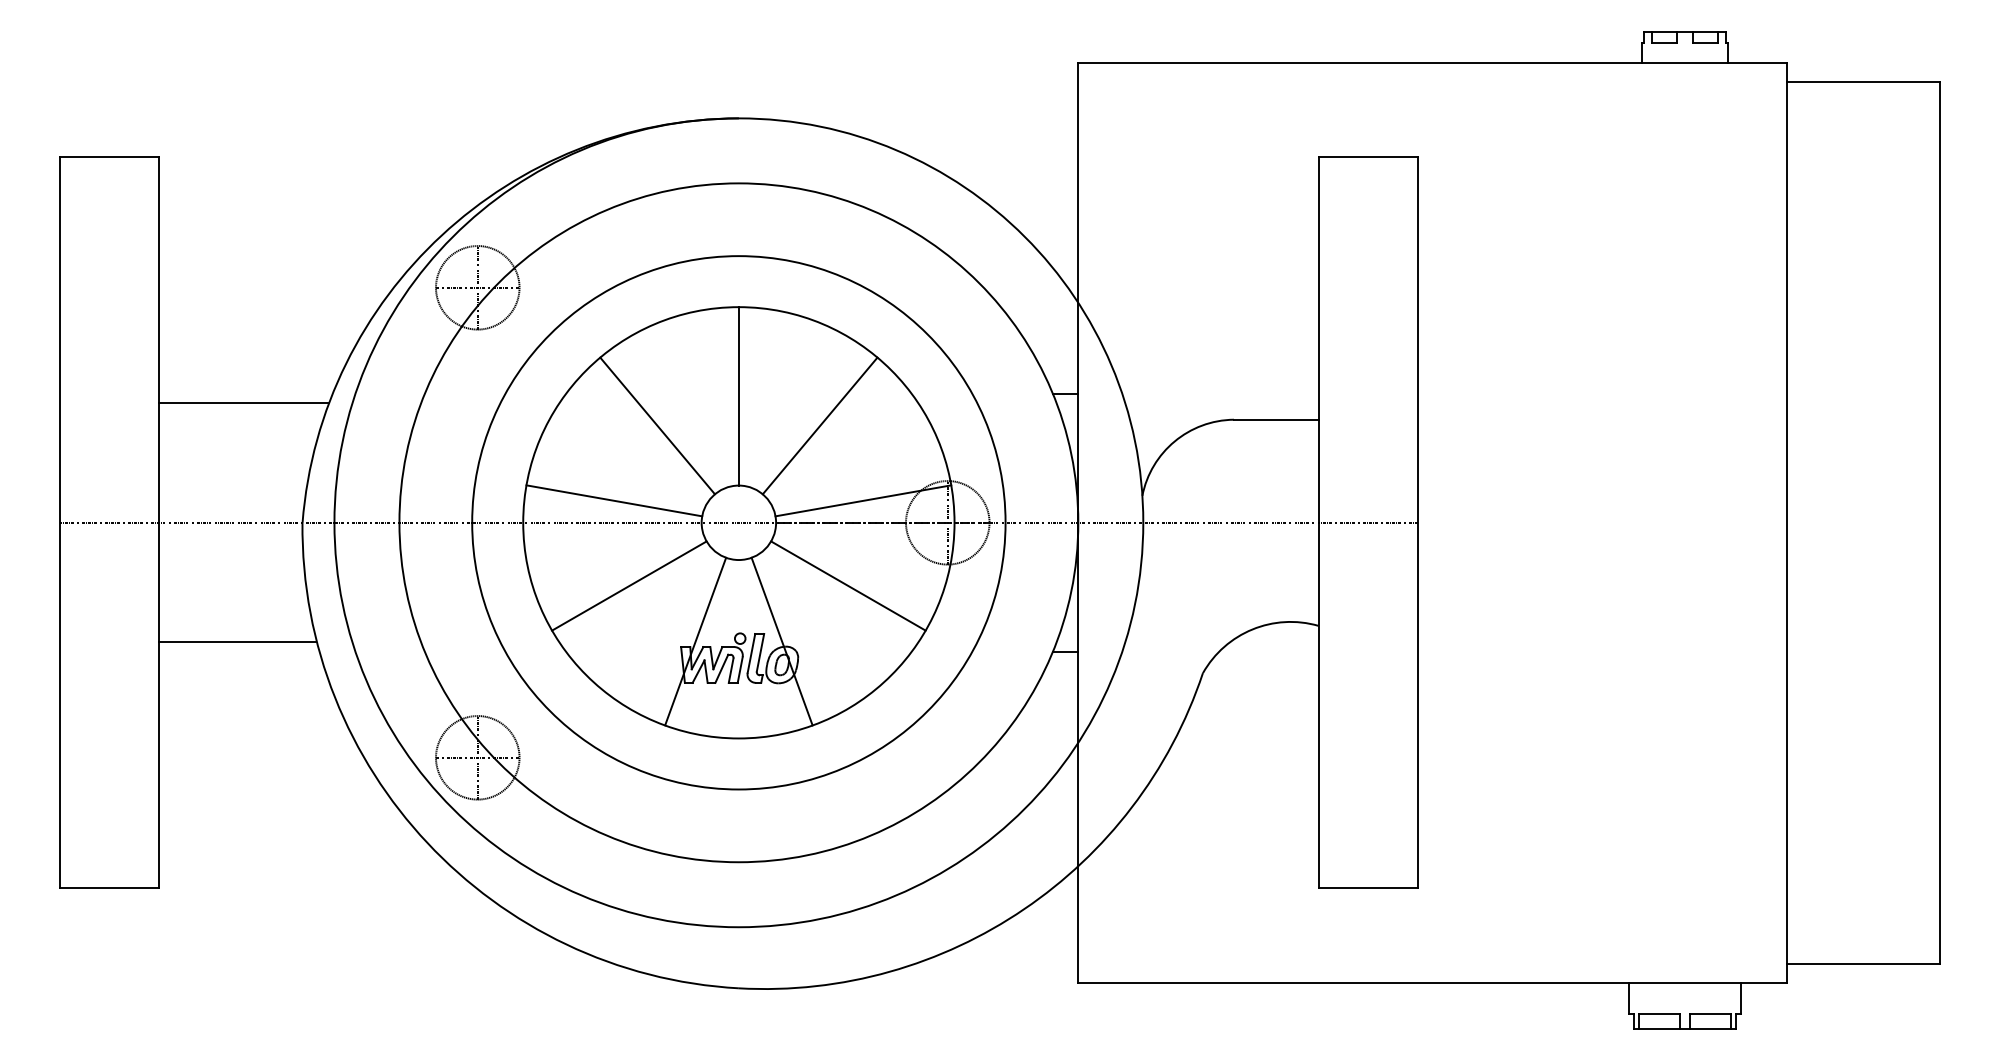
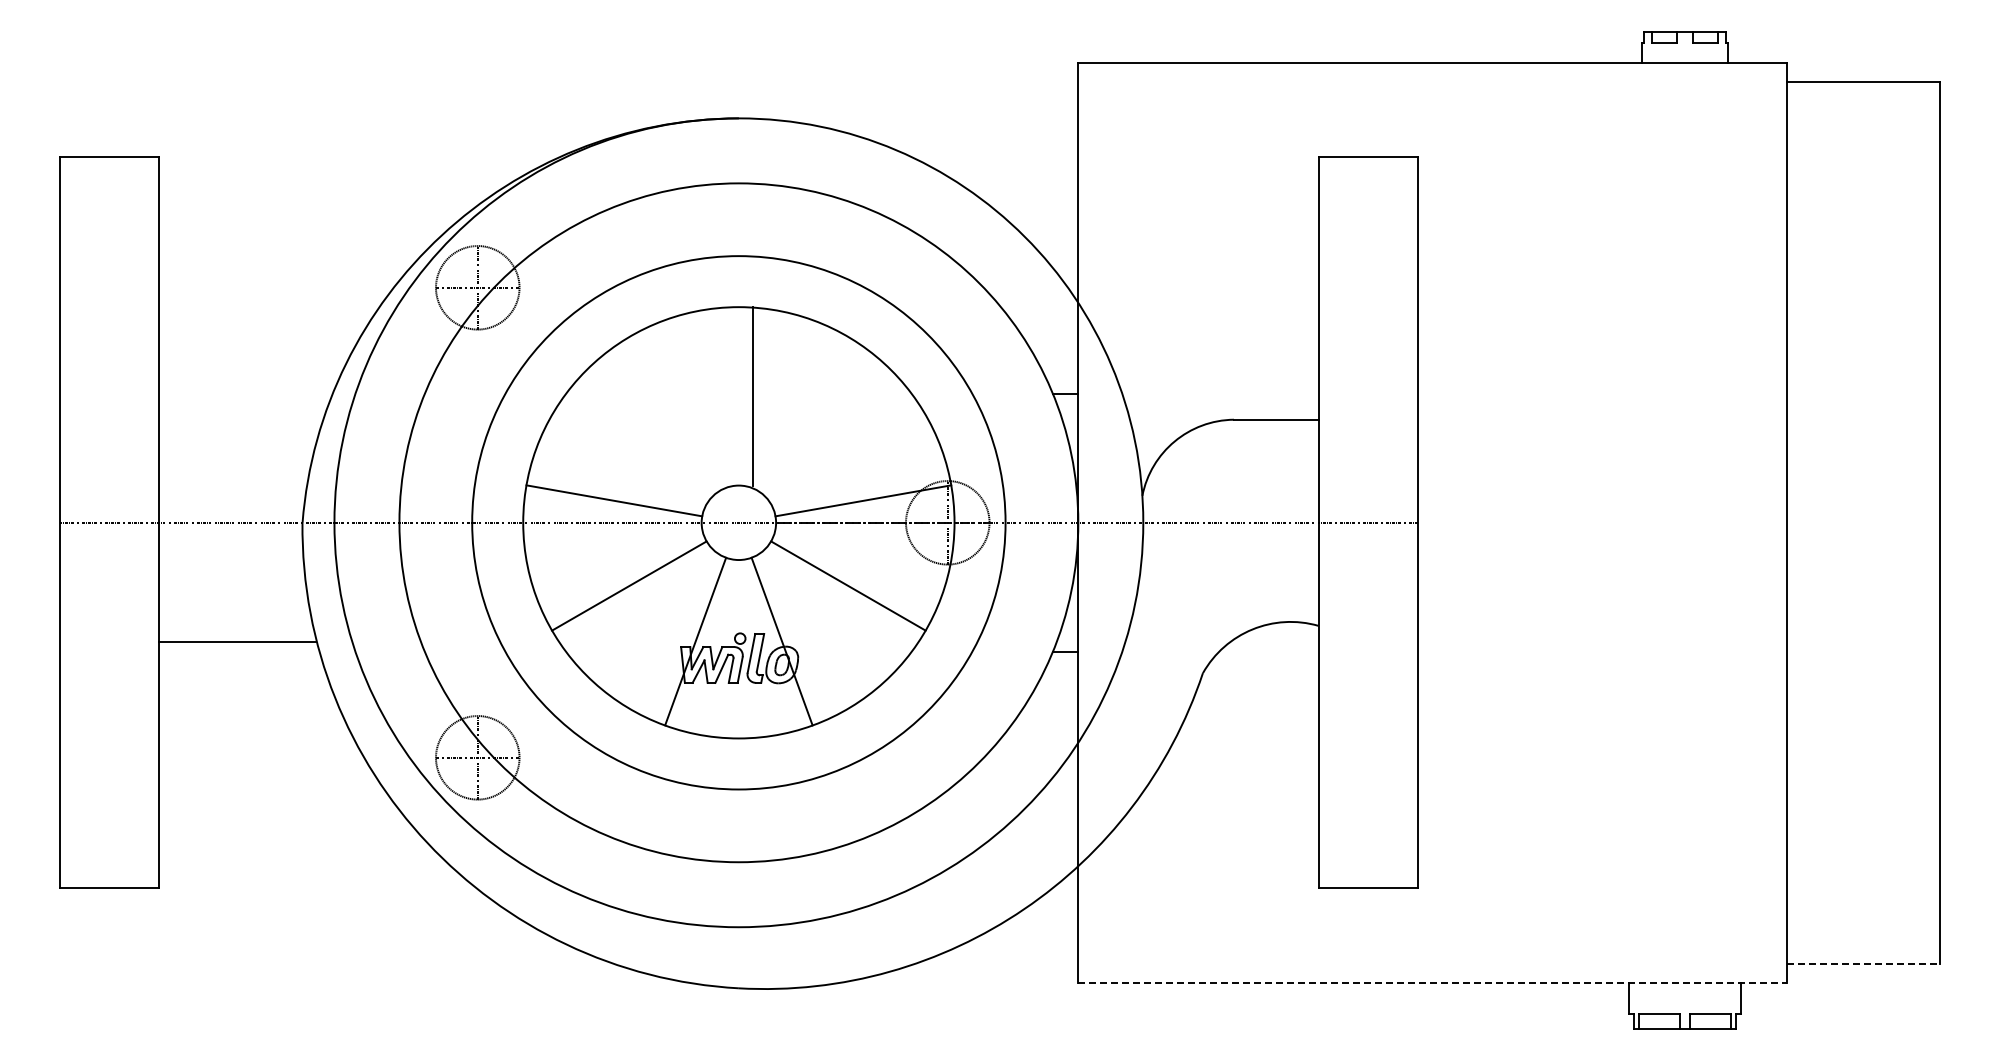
line position: (738, 396) -> (752, 396) (752, 396)
line: present -> none (243, 403)
line: present -> none (657, 425)
line: present -> none (819, 425)
line: solid -> dashed (1864, 963)
line: solid -> dashed (1433, 983)
